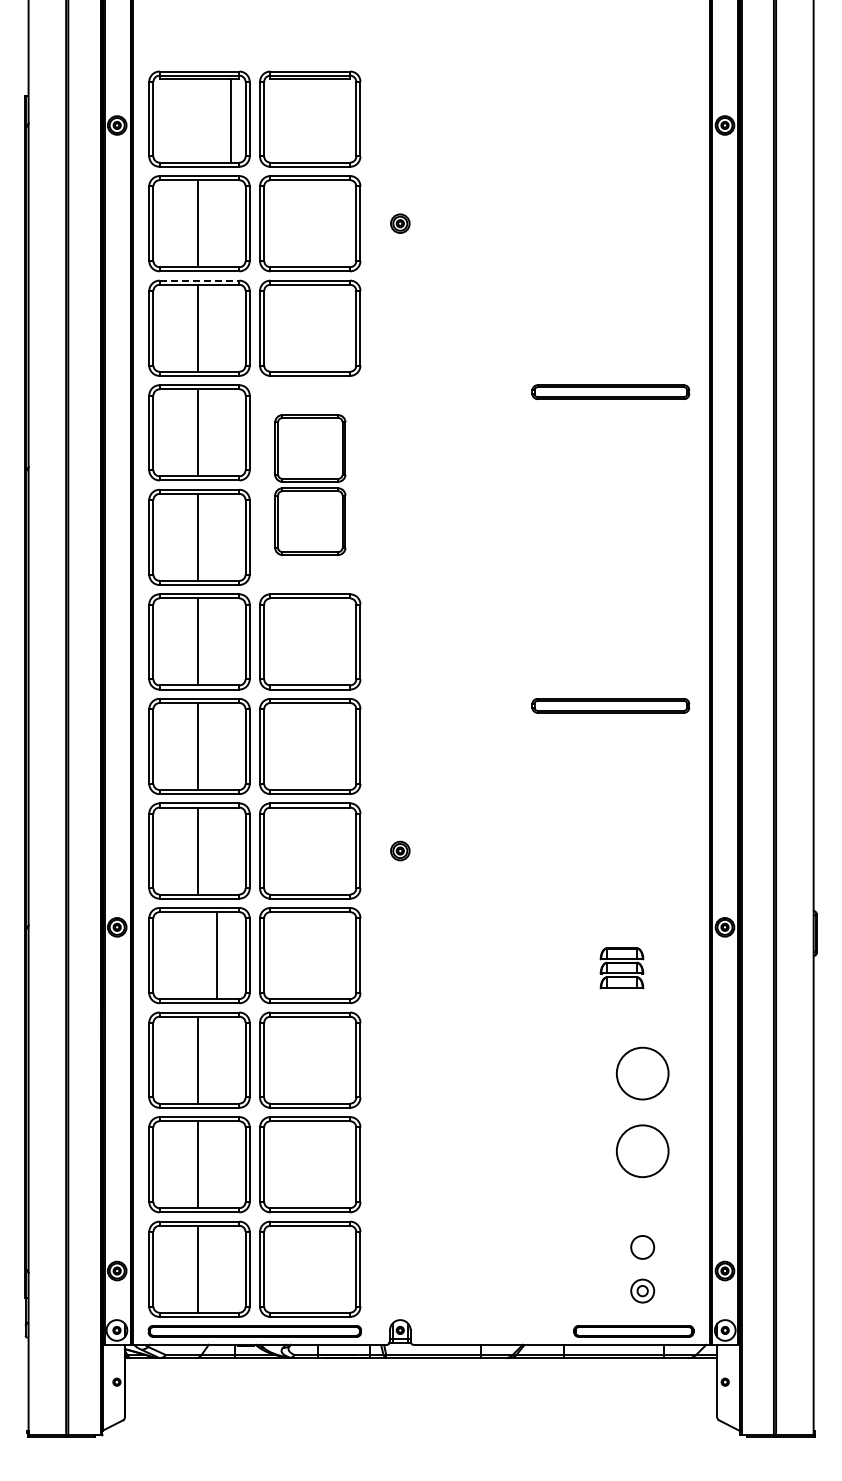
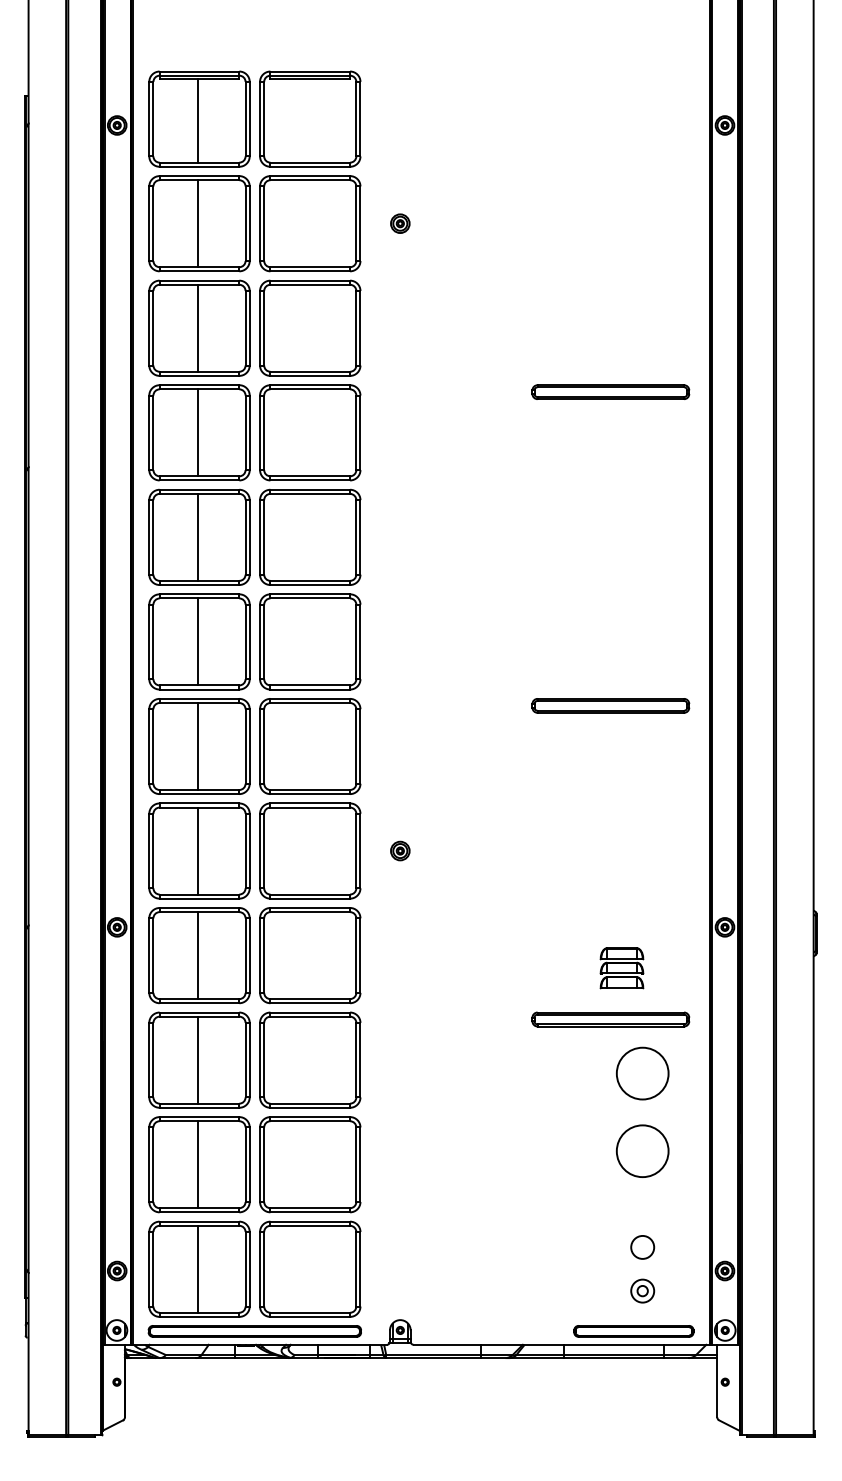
line position: (230, 120) -> (197, 120) (197, 120)
line: dashed -> solid (199, 280)
part size: 73x142 px -> 103x202 px (310, 484)
line position: (216, 955) -> (197, 955) (197, 955)
part: none -> present (610, 1019)
